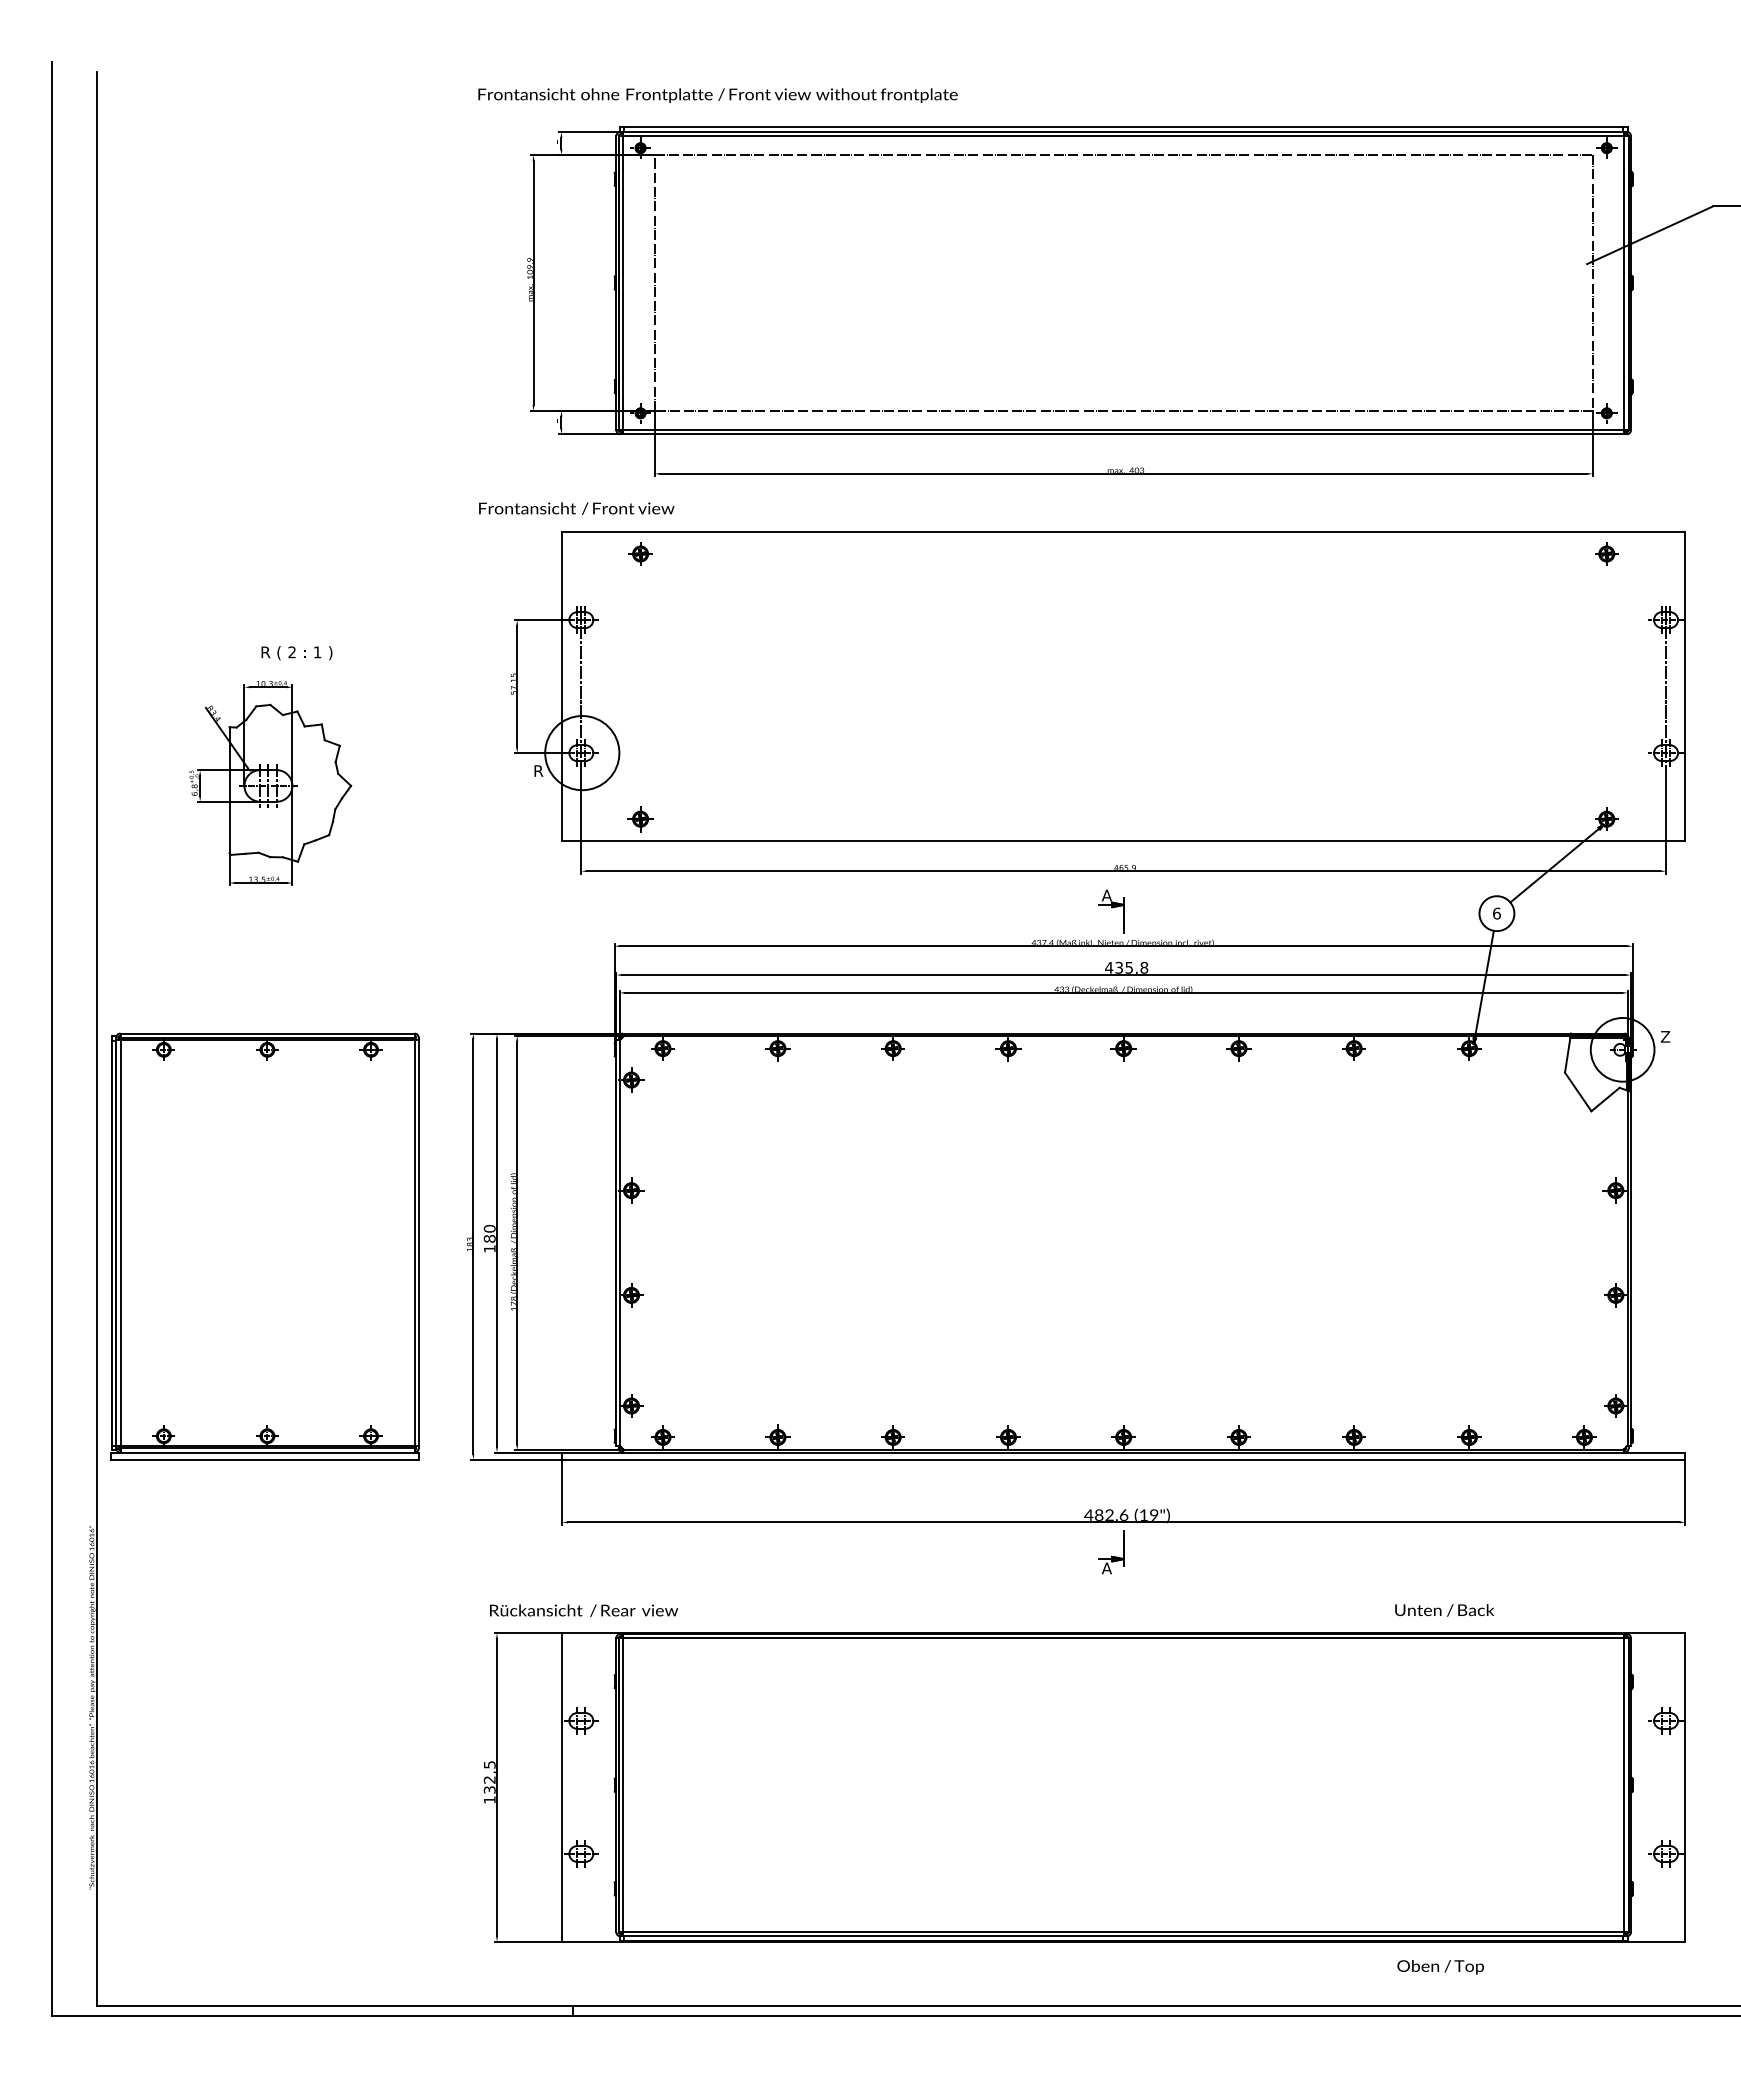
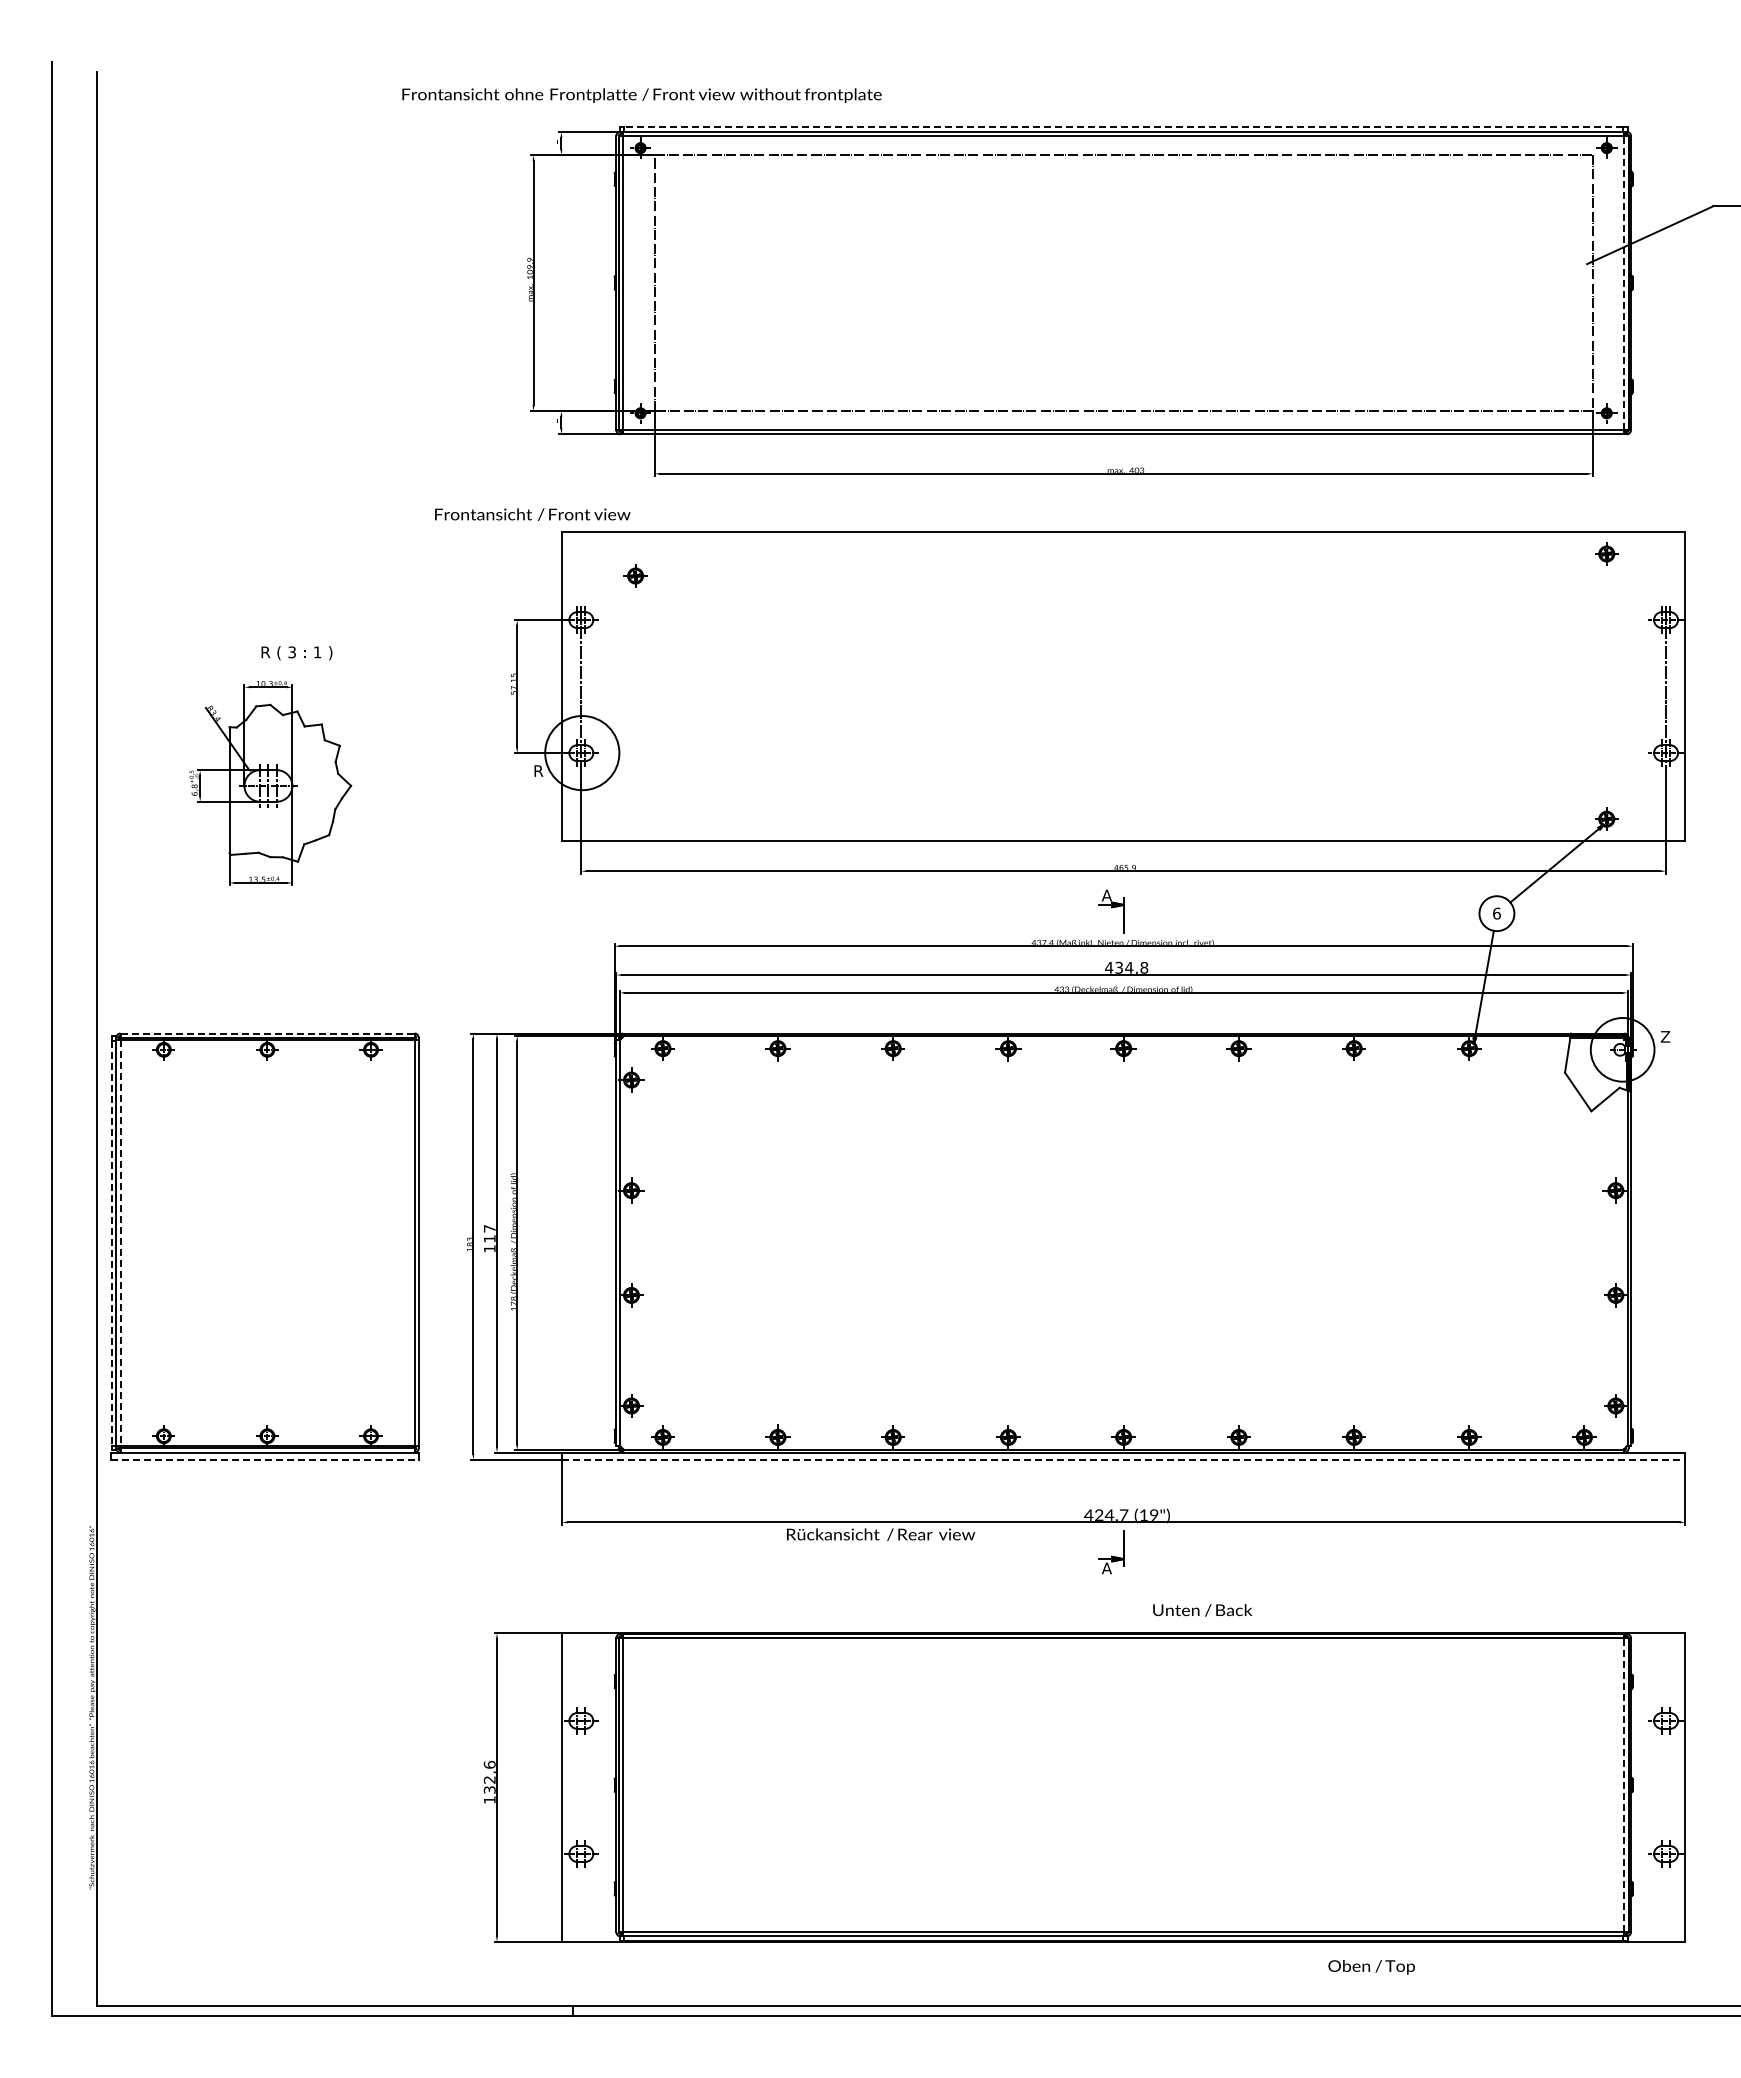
text position: (717, 95) -> (641, 95) (641, 95)
line: solid -> dashed (1123, 127)
line: solid -> dashed (1624, 282)
text position: (576, 508) -> (532, 514) (532, 514)
part position: (640, 553) -> (635, 575) (635, 575)
text: 2 -> 3 (291, 652)
part: present -> none (640, 819)
text: 435,8 -> 434,8 (1129, 967)
line: solid -> dashed (268, 1033)
text: 180 -> 117 (489, 1233)
line: solid -> dashed (111, 1243)
line: solid -> dashed (120, 1243)
line: solid -> dashed (265, 1459)
line: solid -> dashed (1123, 1459)
text: 482,6 -> 424,7 (1111, 1514)
text position: (584, 1610) -> (881, 1534) (881, 1534)
text position: (1444, 1610) -> (1202, 1610) (1202, 1610)
text: 132,5 -> 132,6 (489, 1764)
line: solid -> dashed (1624, 1784)
text position: (1440, 1967) -> (1371, 1967) (1371, 1967)
